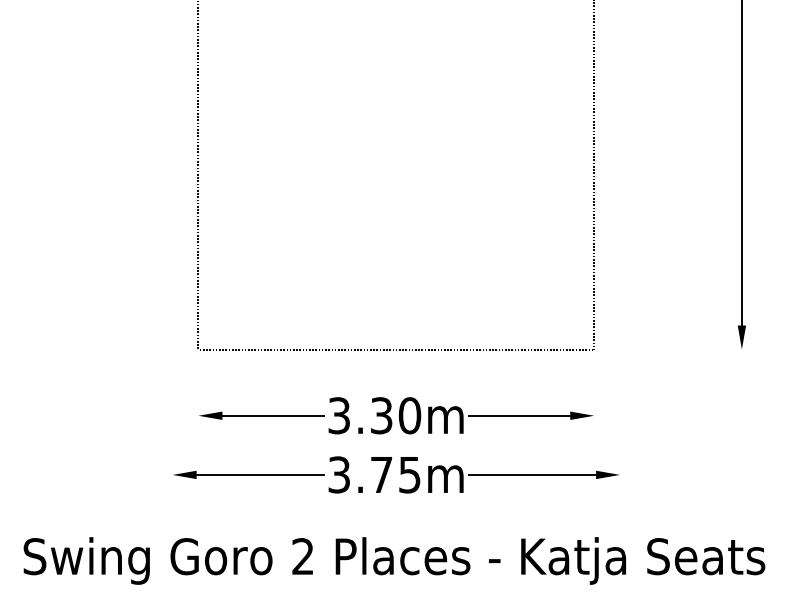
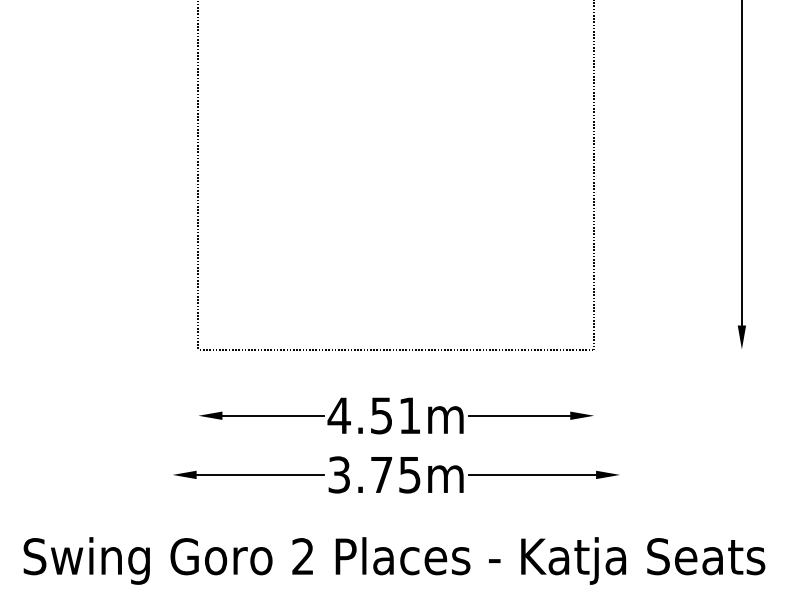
text: 3.30m -> 4.51m (374, 415)
